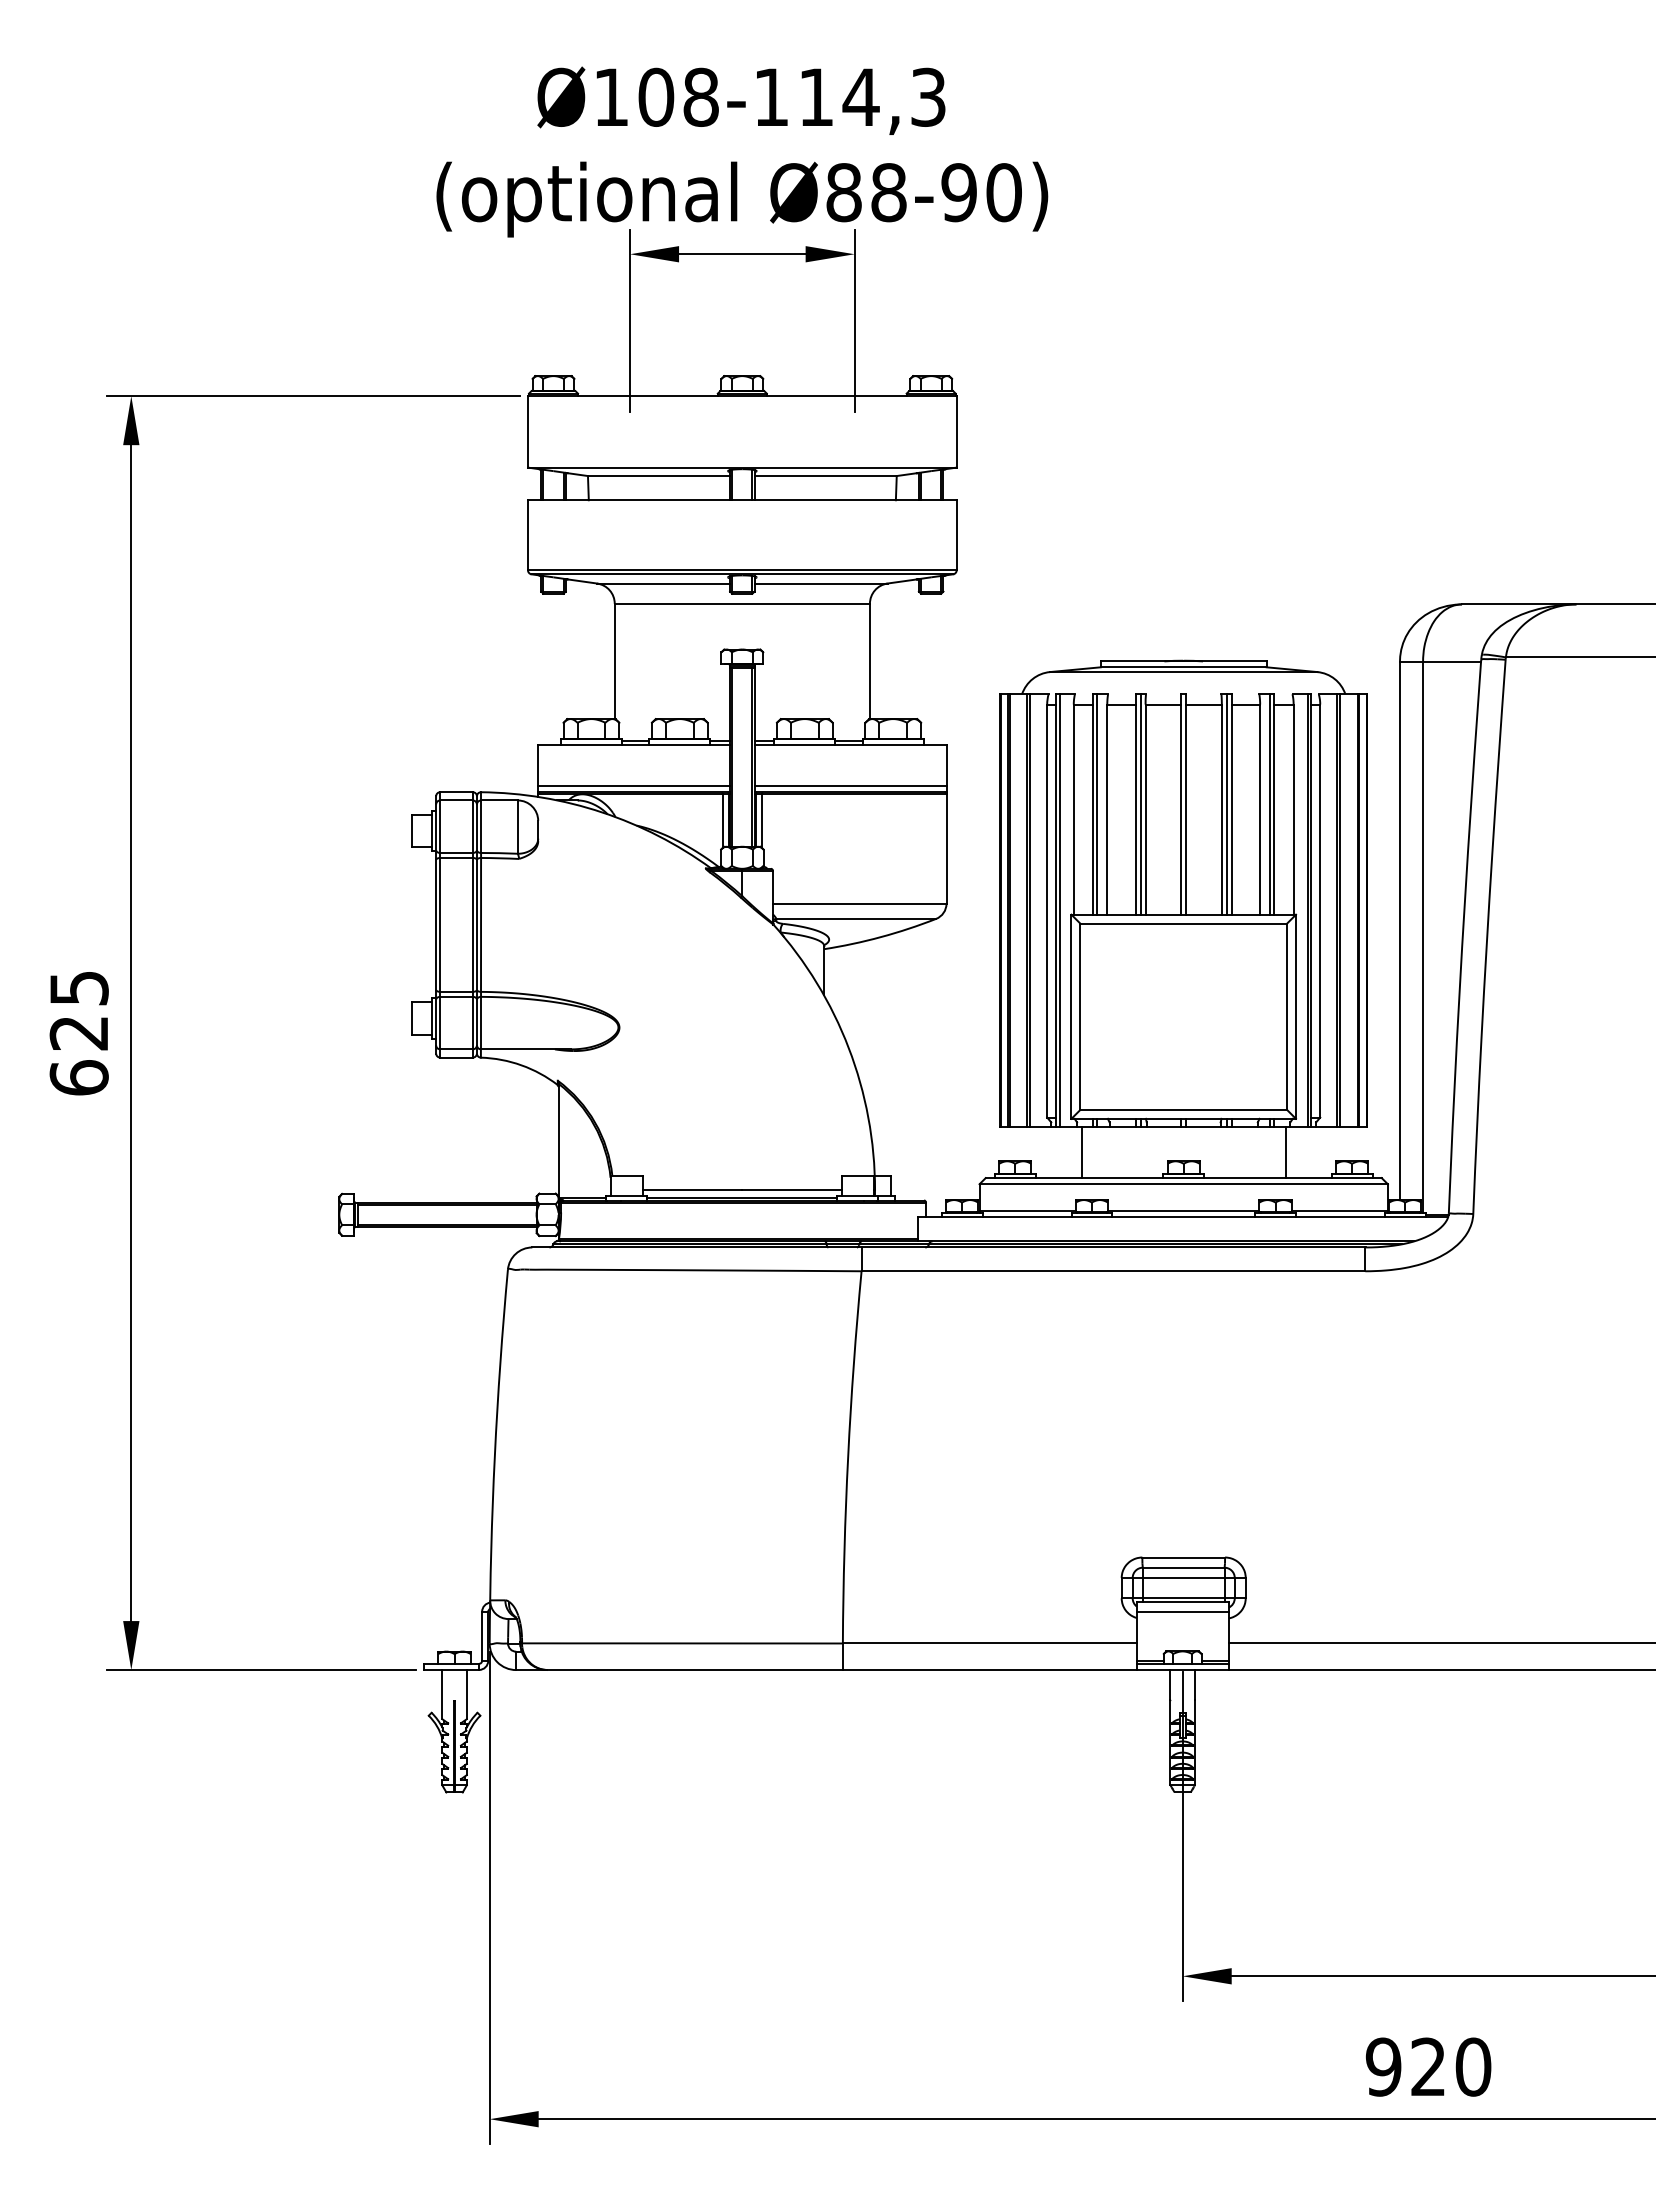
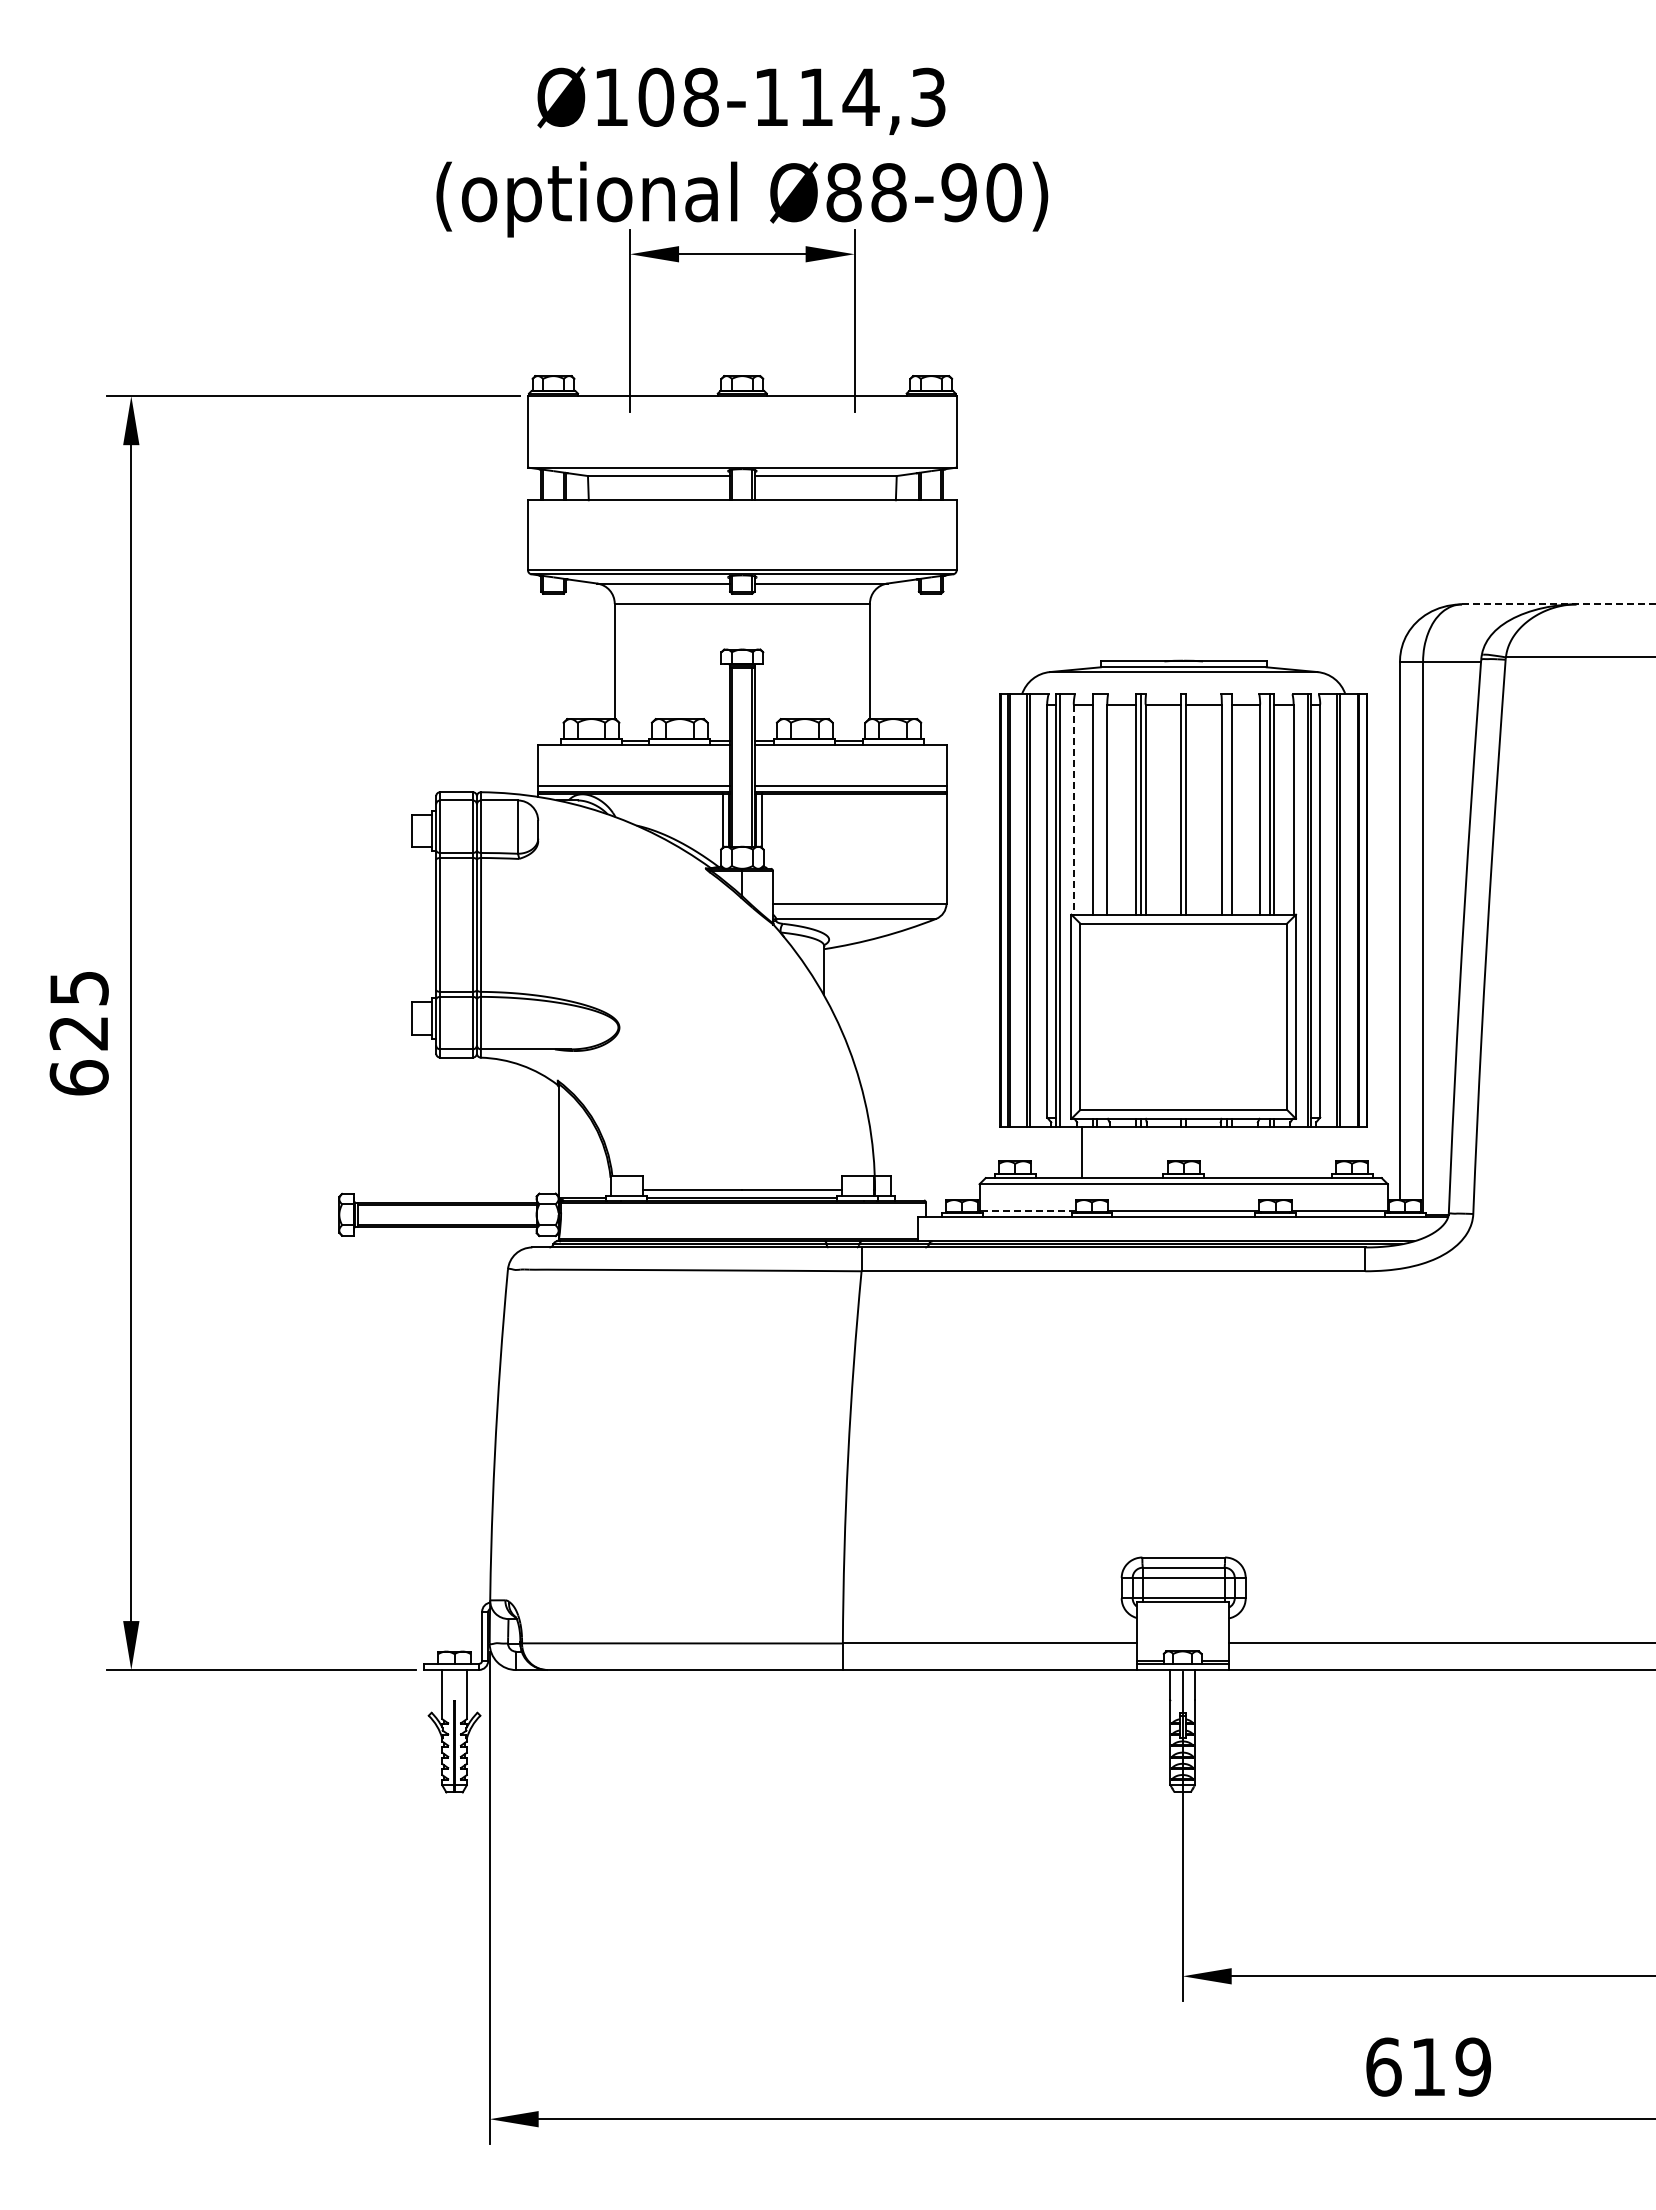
line: solid -> dashed (1558, 604)
line: present -> none (1097, 804)
line: present -> none (1226, 804)
line: solid -> dashed (1073, 810)
line: present -> none (1285, 1152)
line: solid -> dashed (1027, 1210)
line: present -> none (1182, 1611)
text: 920 -> 619 (1428, 2066)
